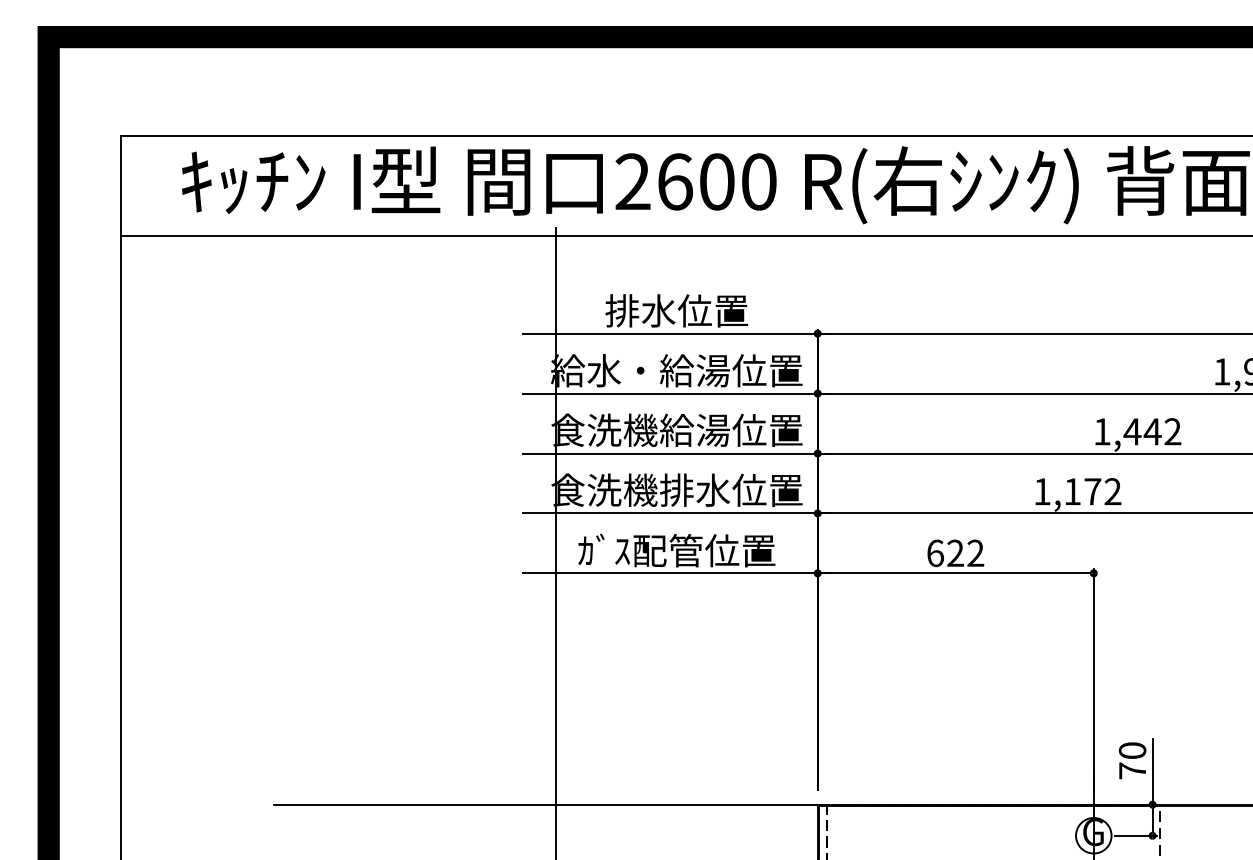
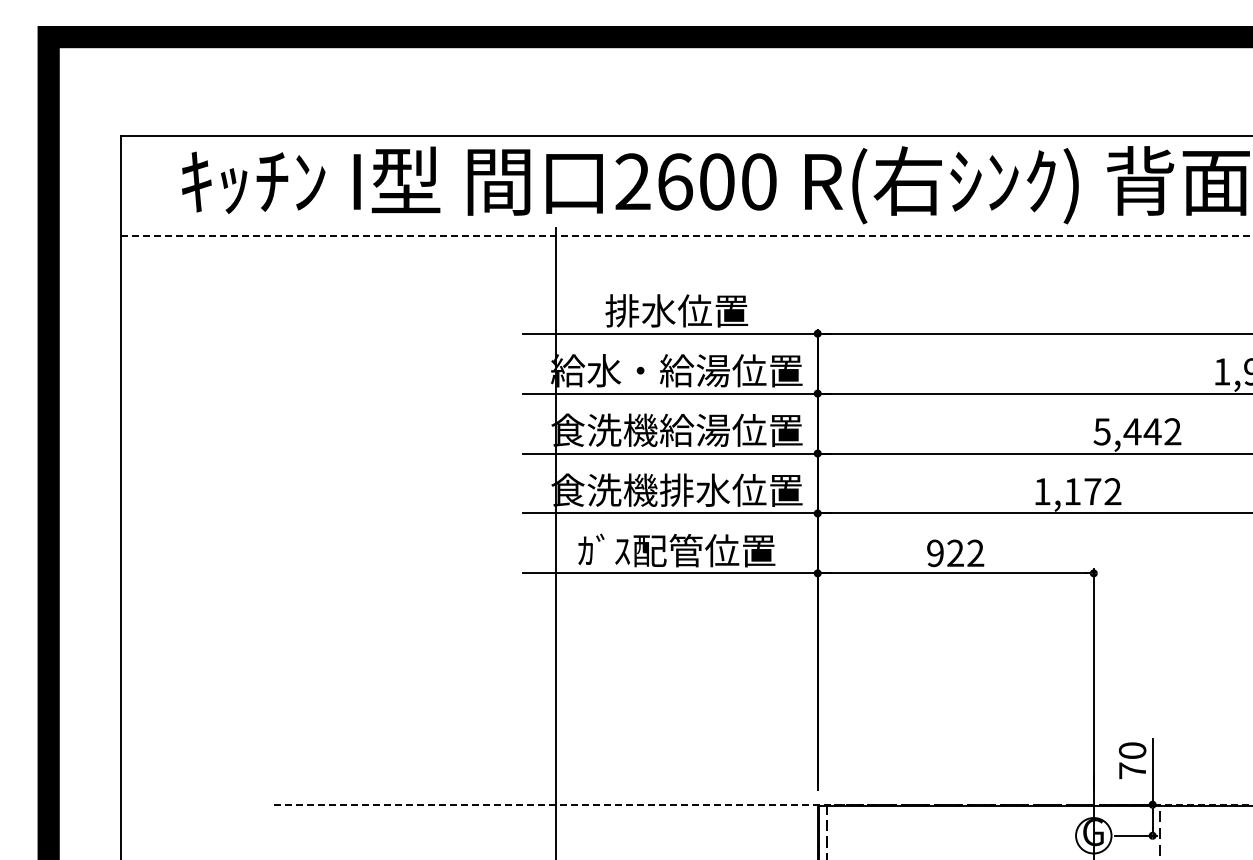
line: solid -> dashed (686, 236)
text: 1,442 -> 5,442 (1101, 431)
text: 622 -> 922 (935, 553)
line: solid -> dashed (763, 804)
